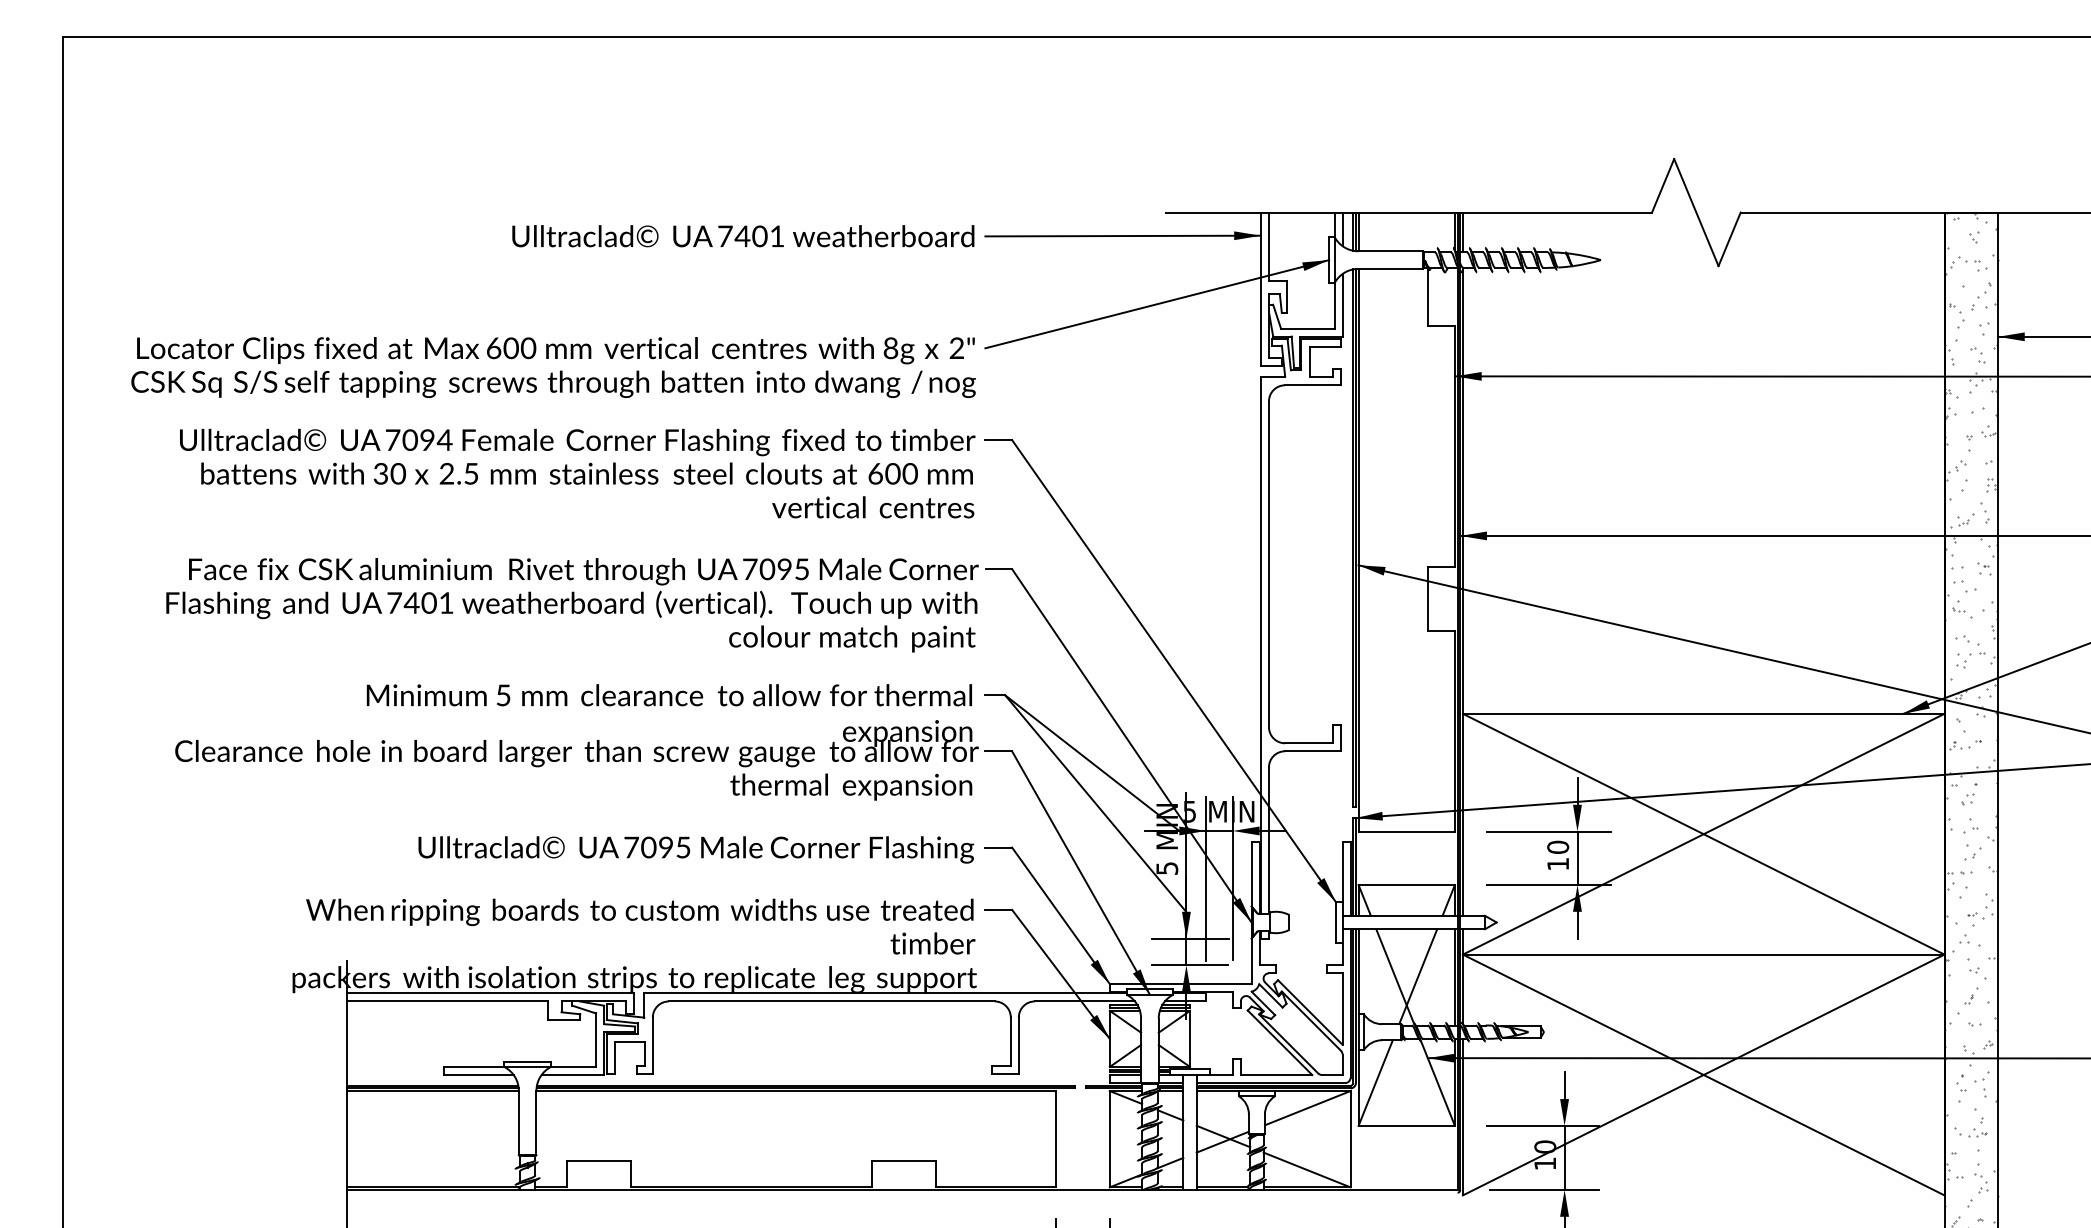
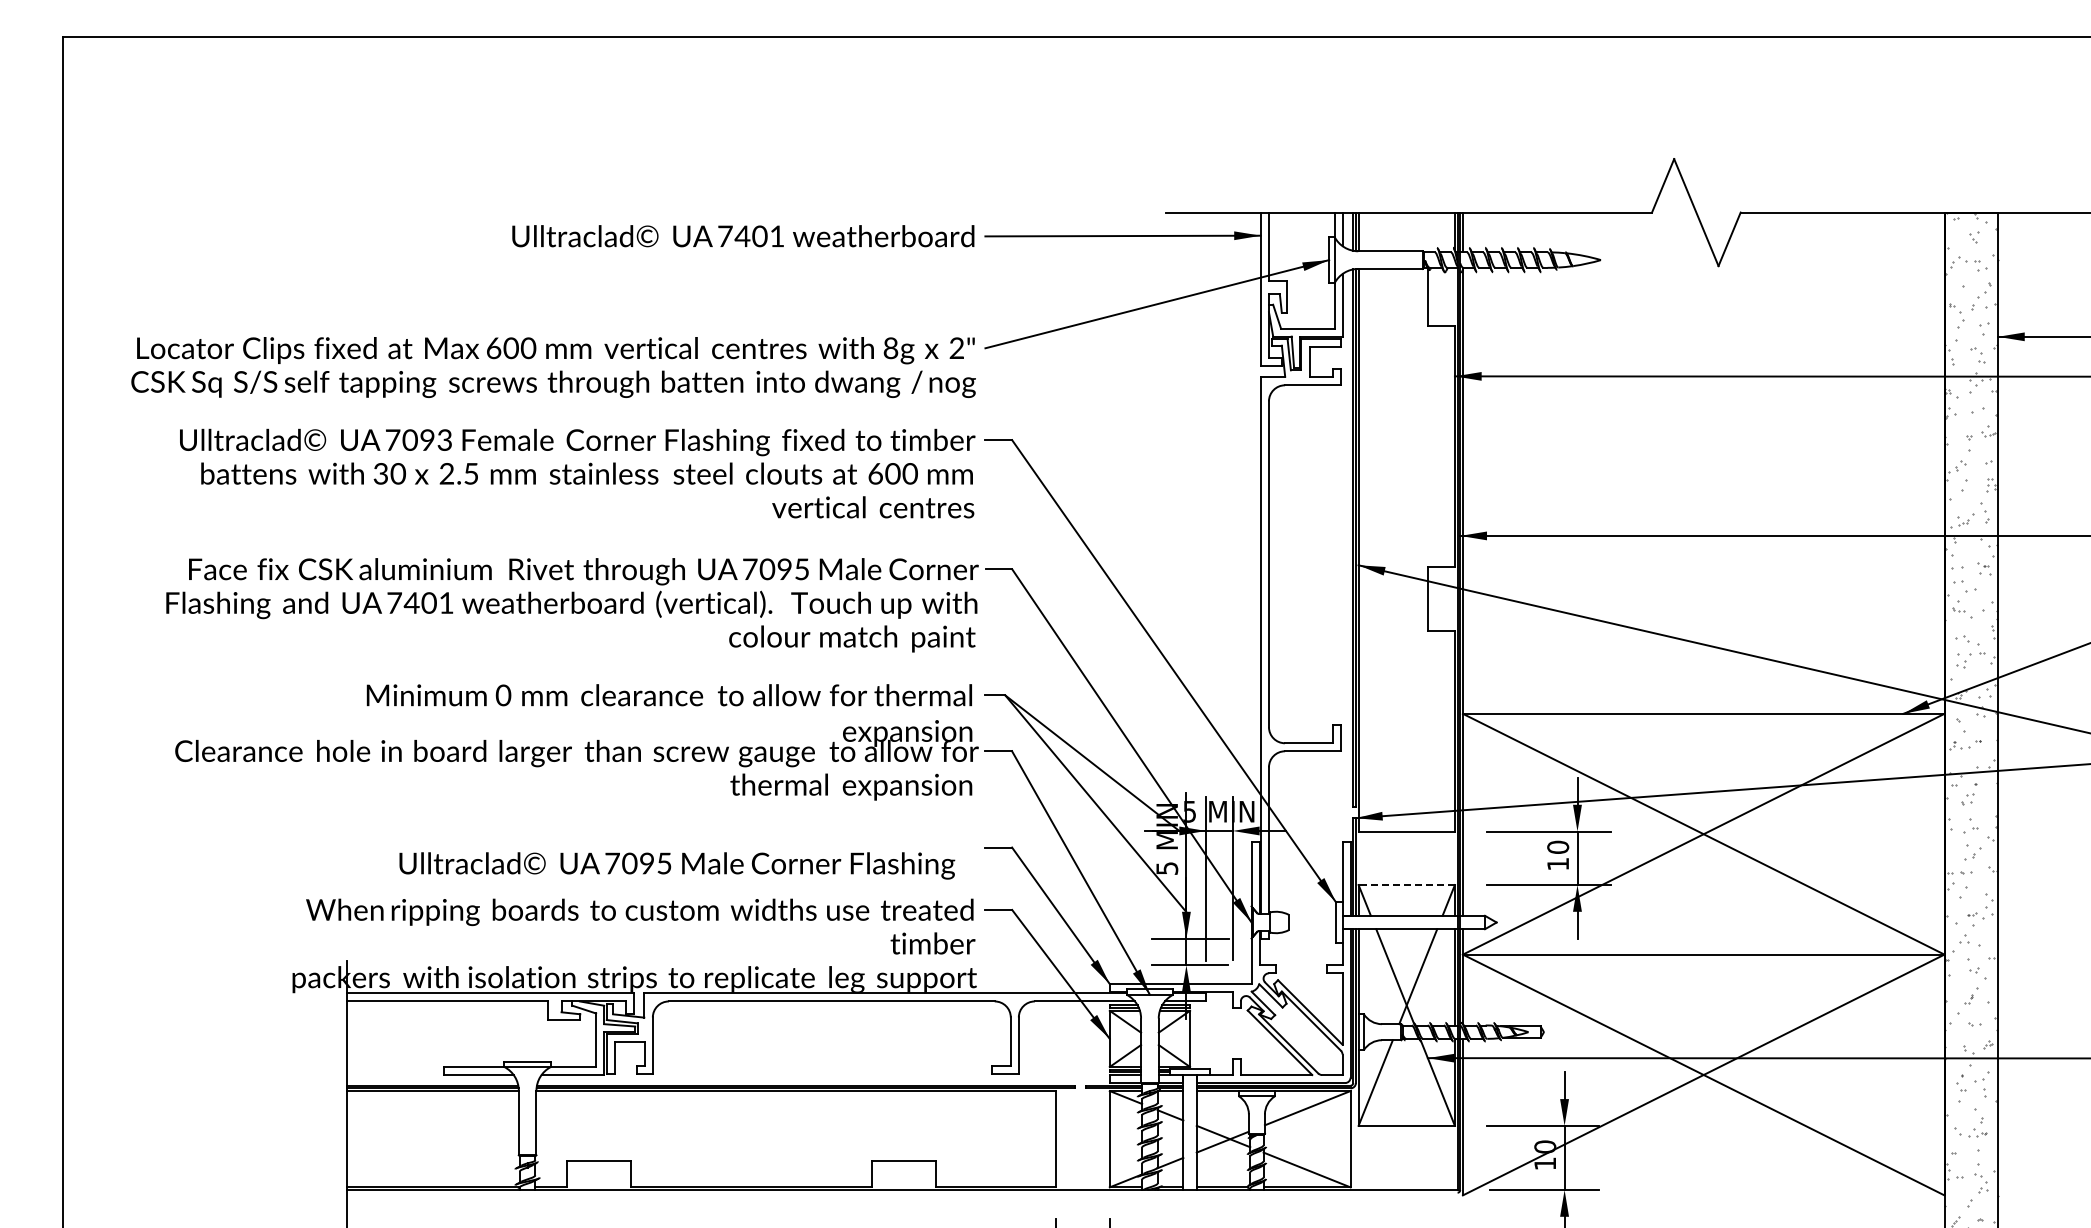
text: 7094 -> 7093 (444, 439)
text: 5 -> 0 (503, 695)
text position: (696, 849) -> (677, 865) (677, 865)
line: solid -> dashed (1406, 885)
